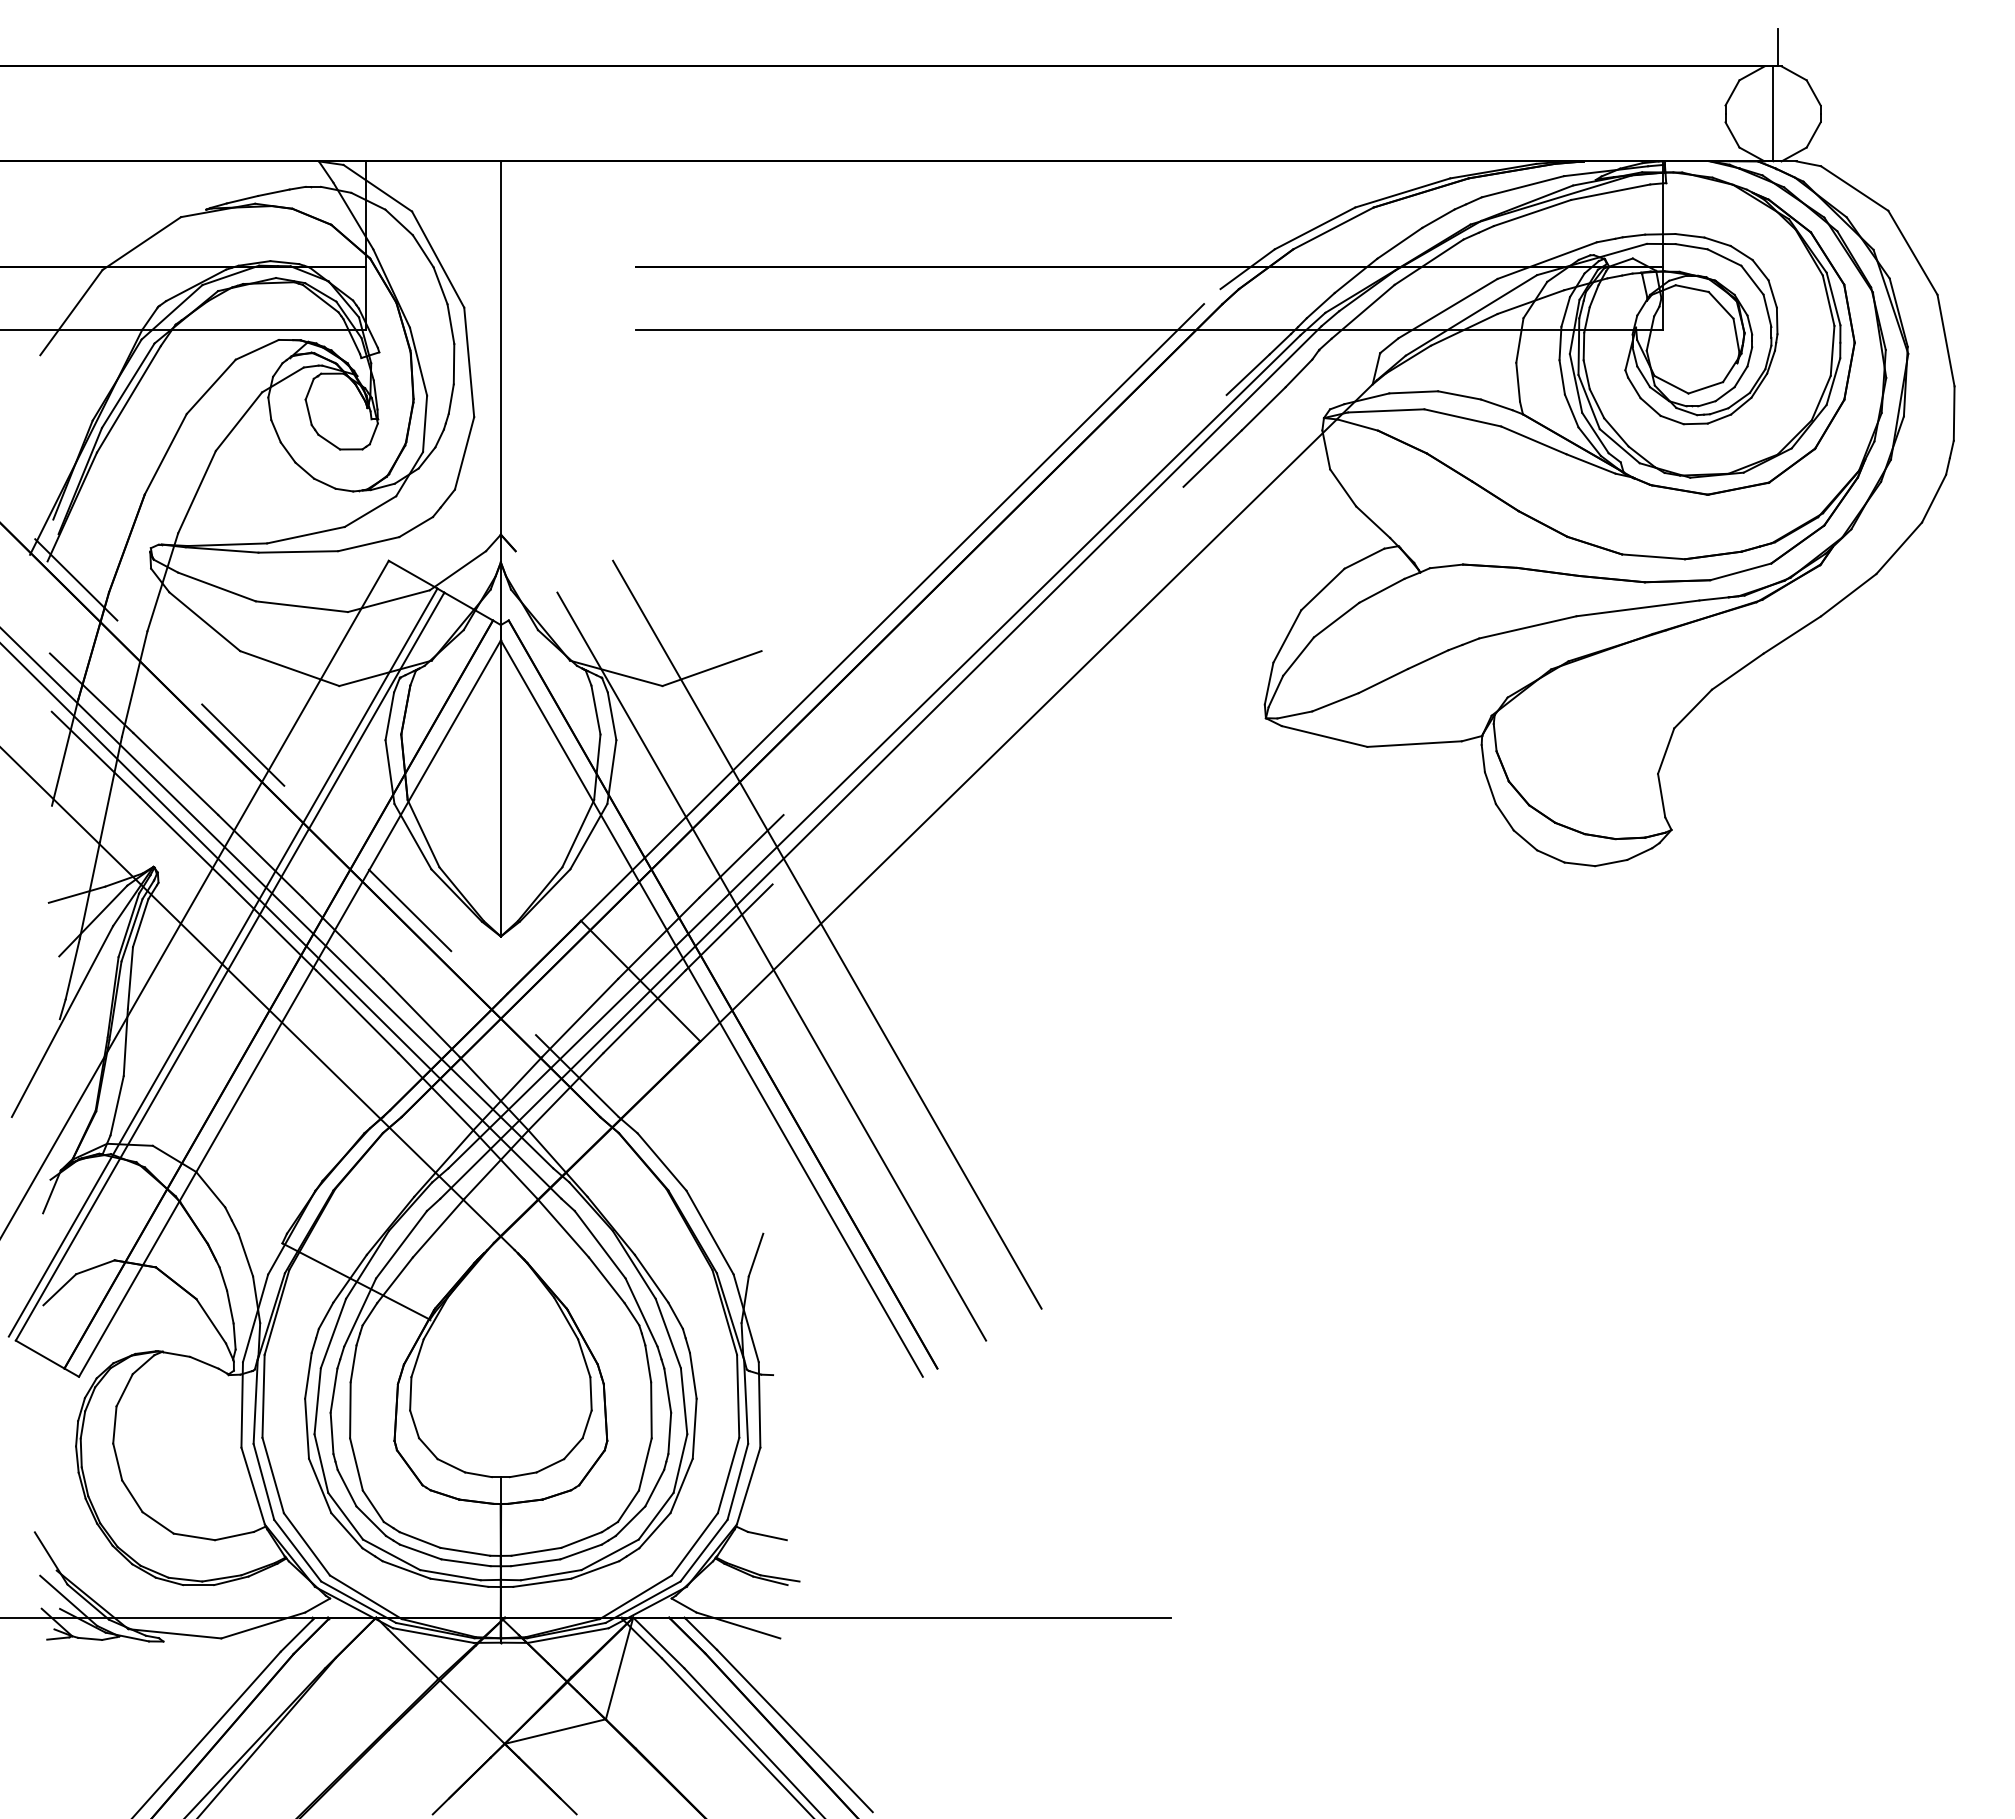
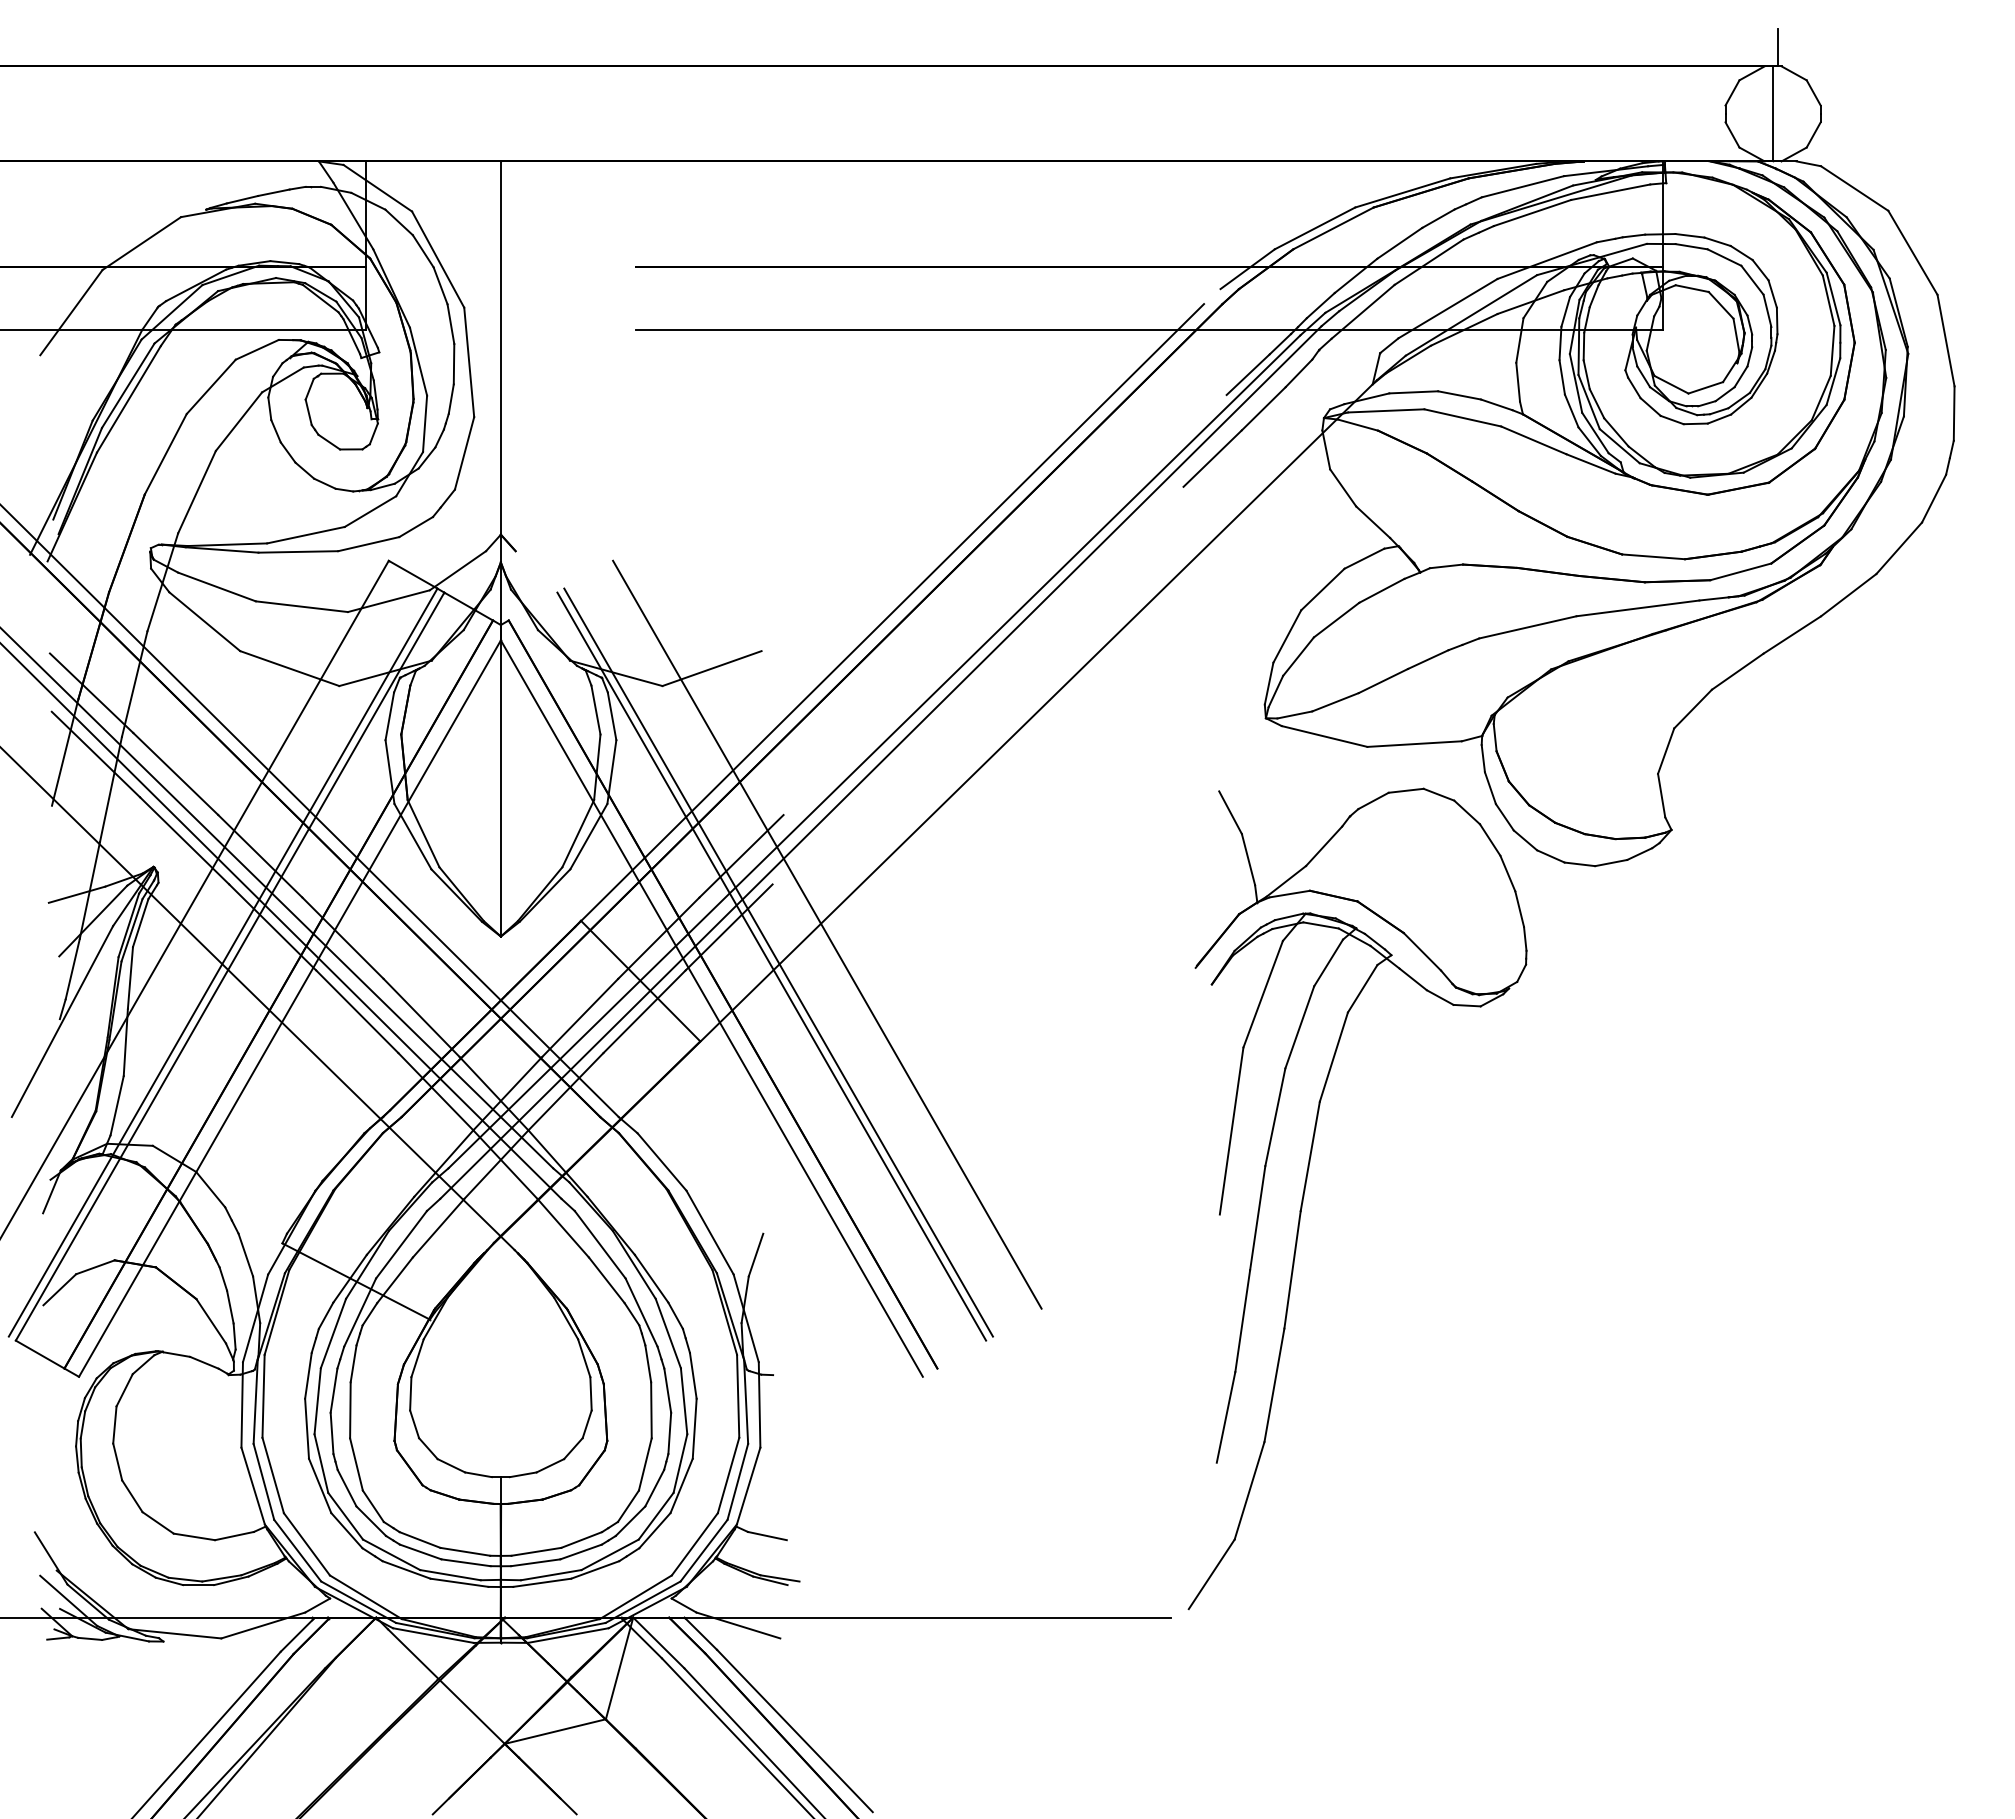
line: dashed -> solid (309, 810)
line: none -> present (778, 962)
part: none -> present (1305, 1191)
